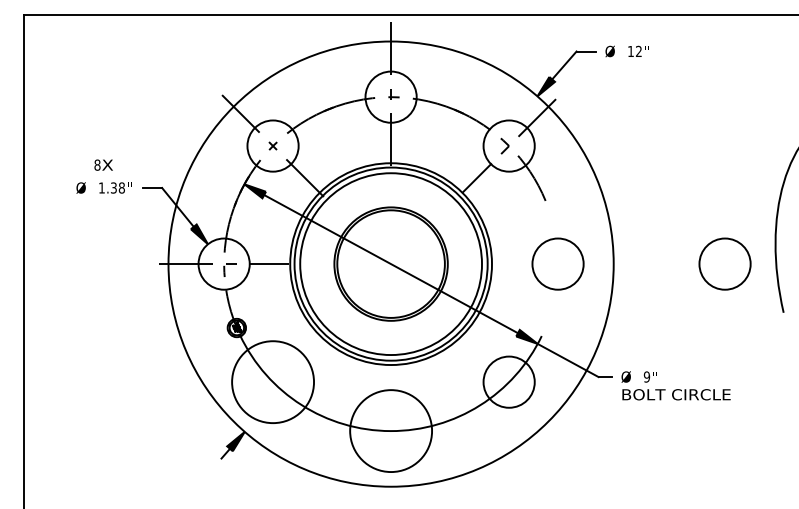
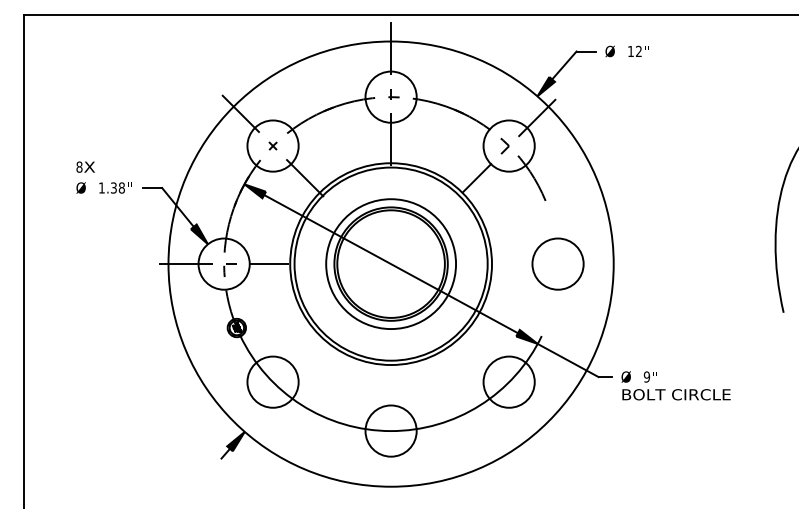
text position: (103, 164) -> (85, 166) (85, 166)
circle: present -> none (724, 263)
circle diameter: 182 px -> 130 px (391, 264)
circle diameter: 82 px -> 51 px (272, 381)
circle diameter: 82 px -> 51 px (390, 430)
